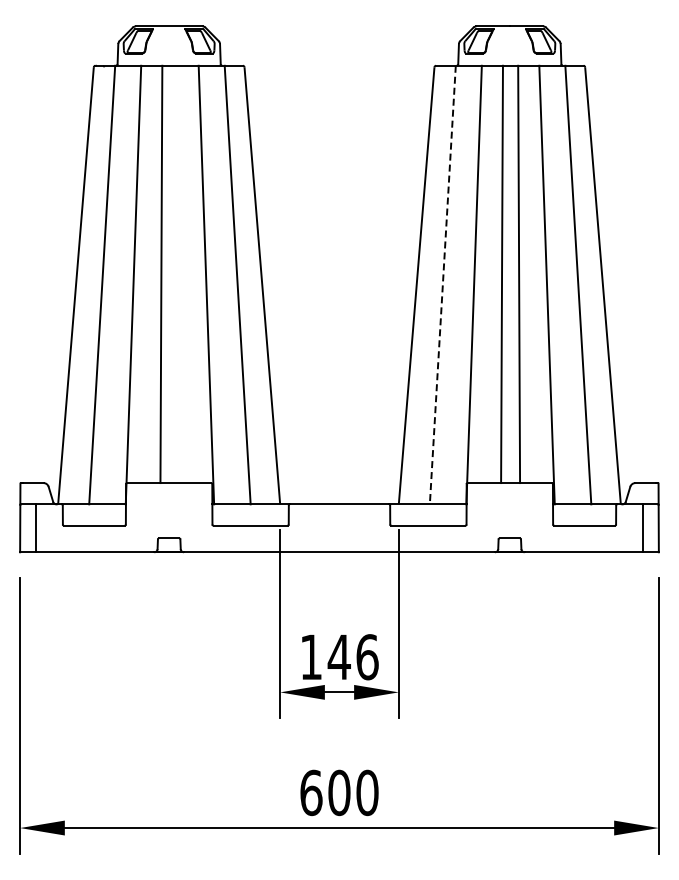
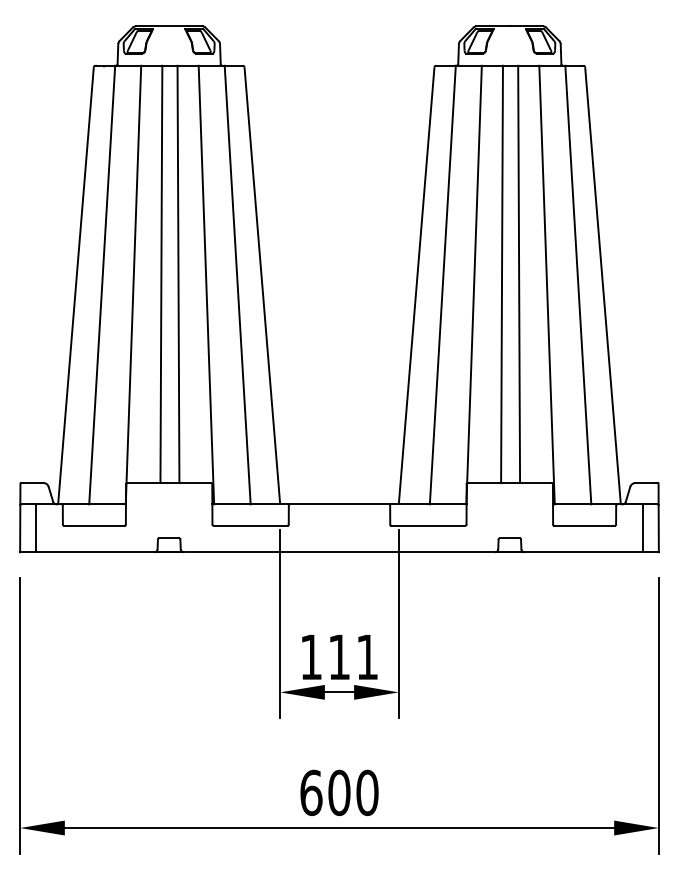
line: none -> present (178, 274)
line: dashed -> solid (442, 285)
text: 146 -> 111 (352, 657)
